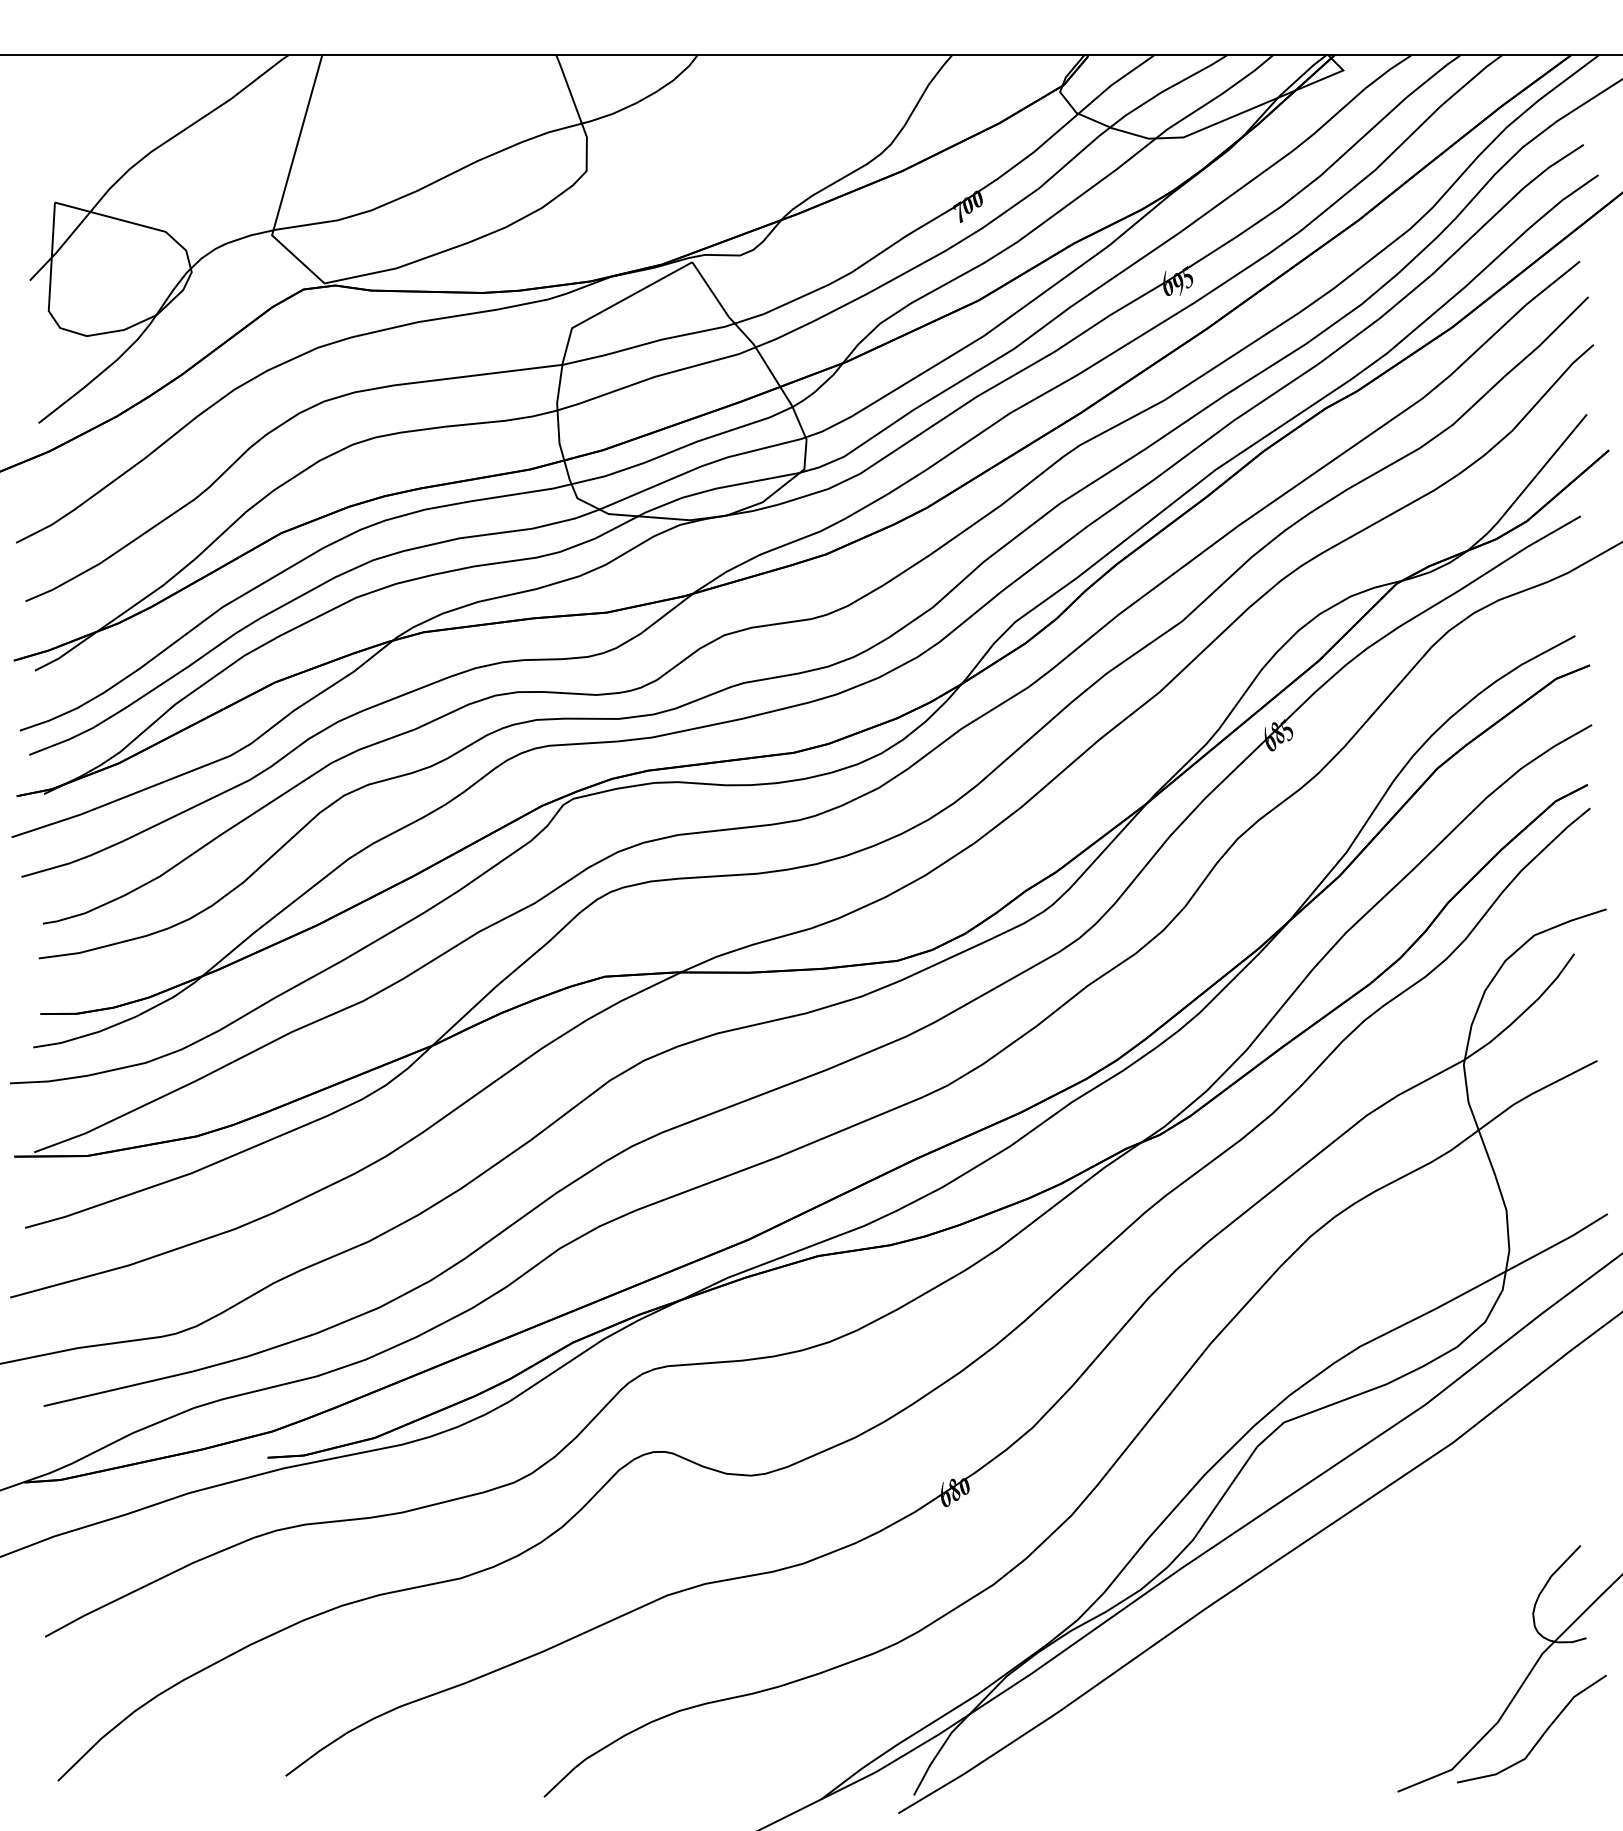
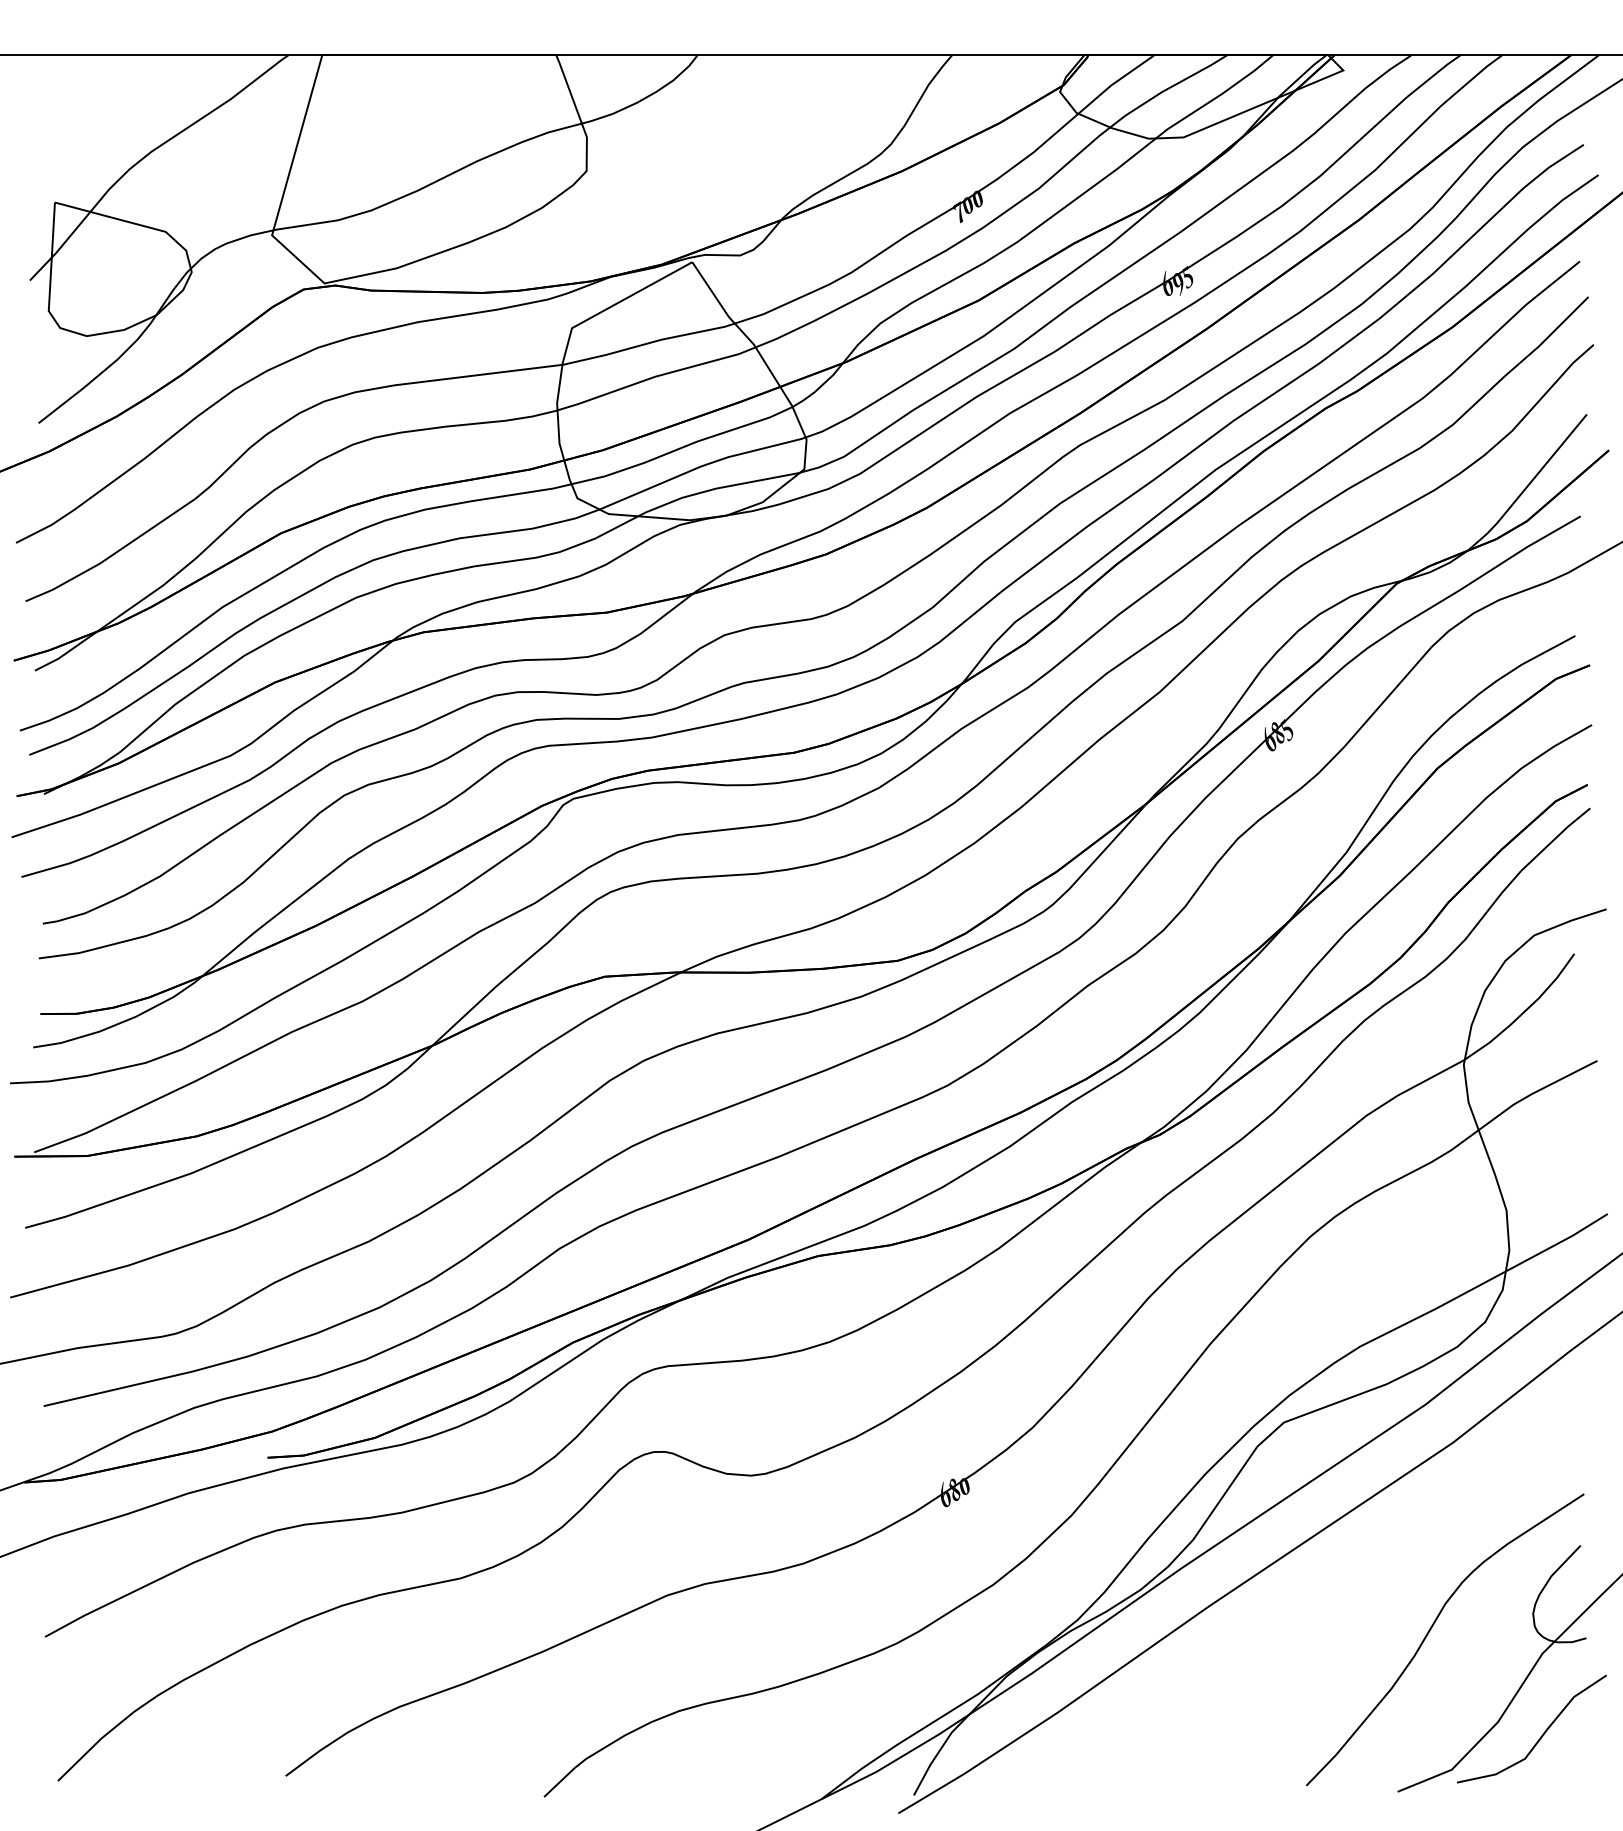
curve: none -> present (1430, 1631)
